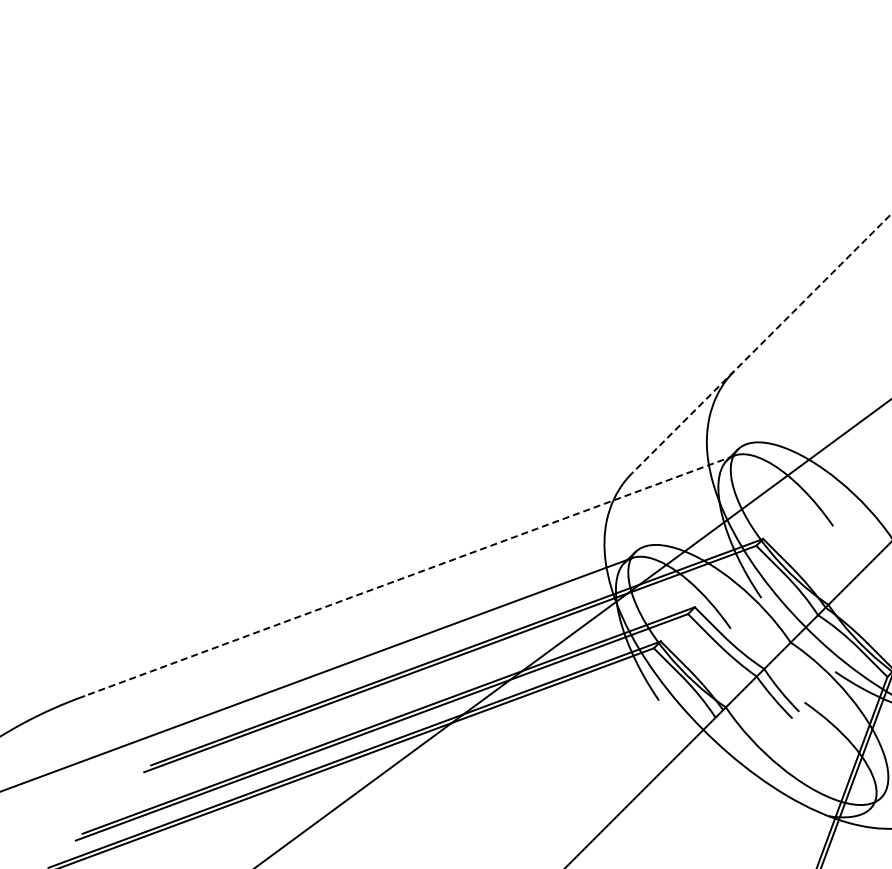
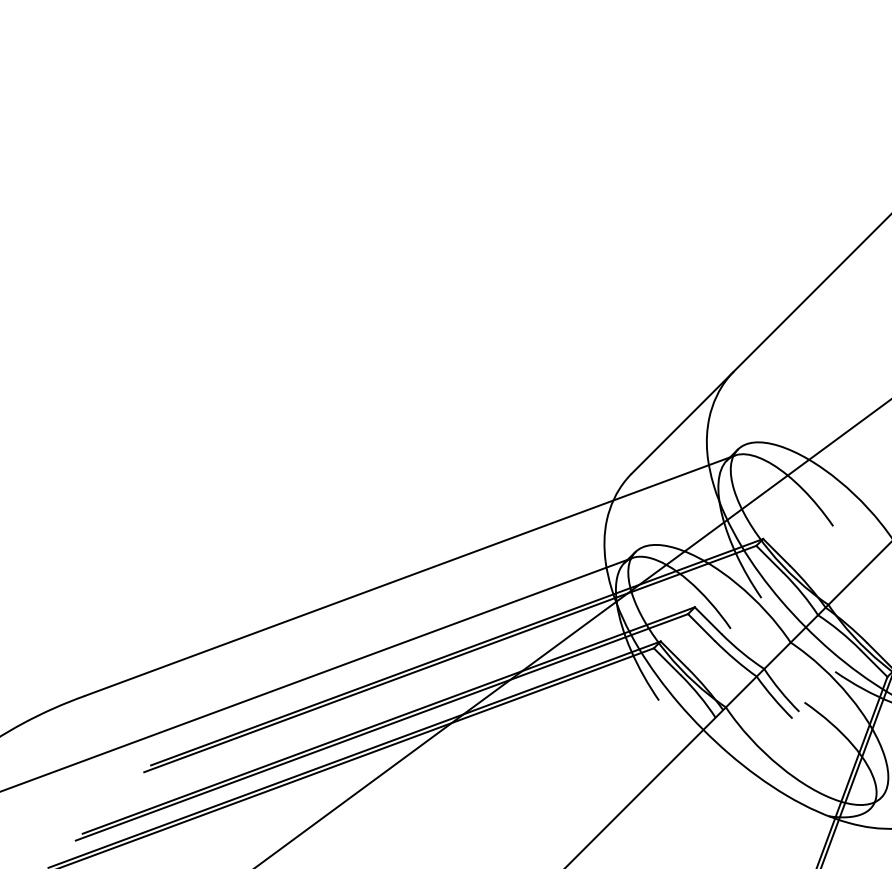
line: dashed -> solid (761, 343)
line: dashed -> solid (409, 576)
